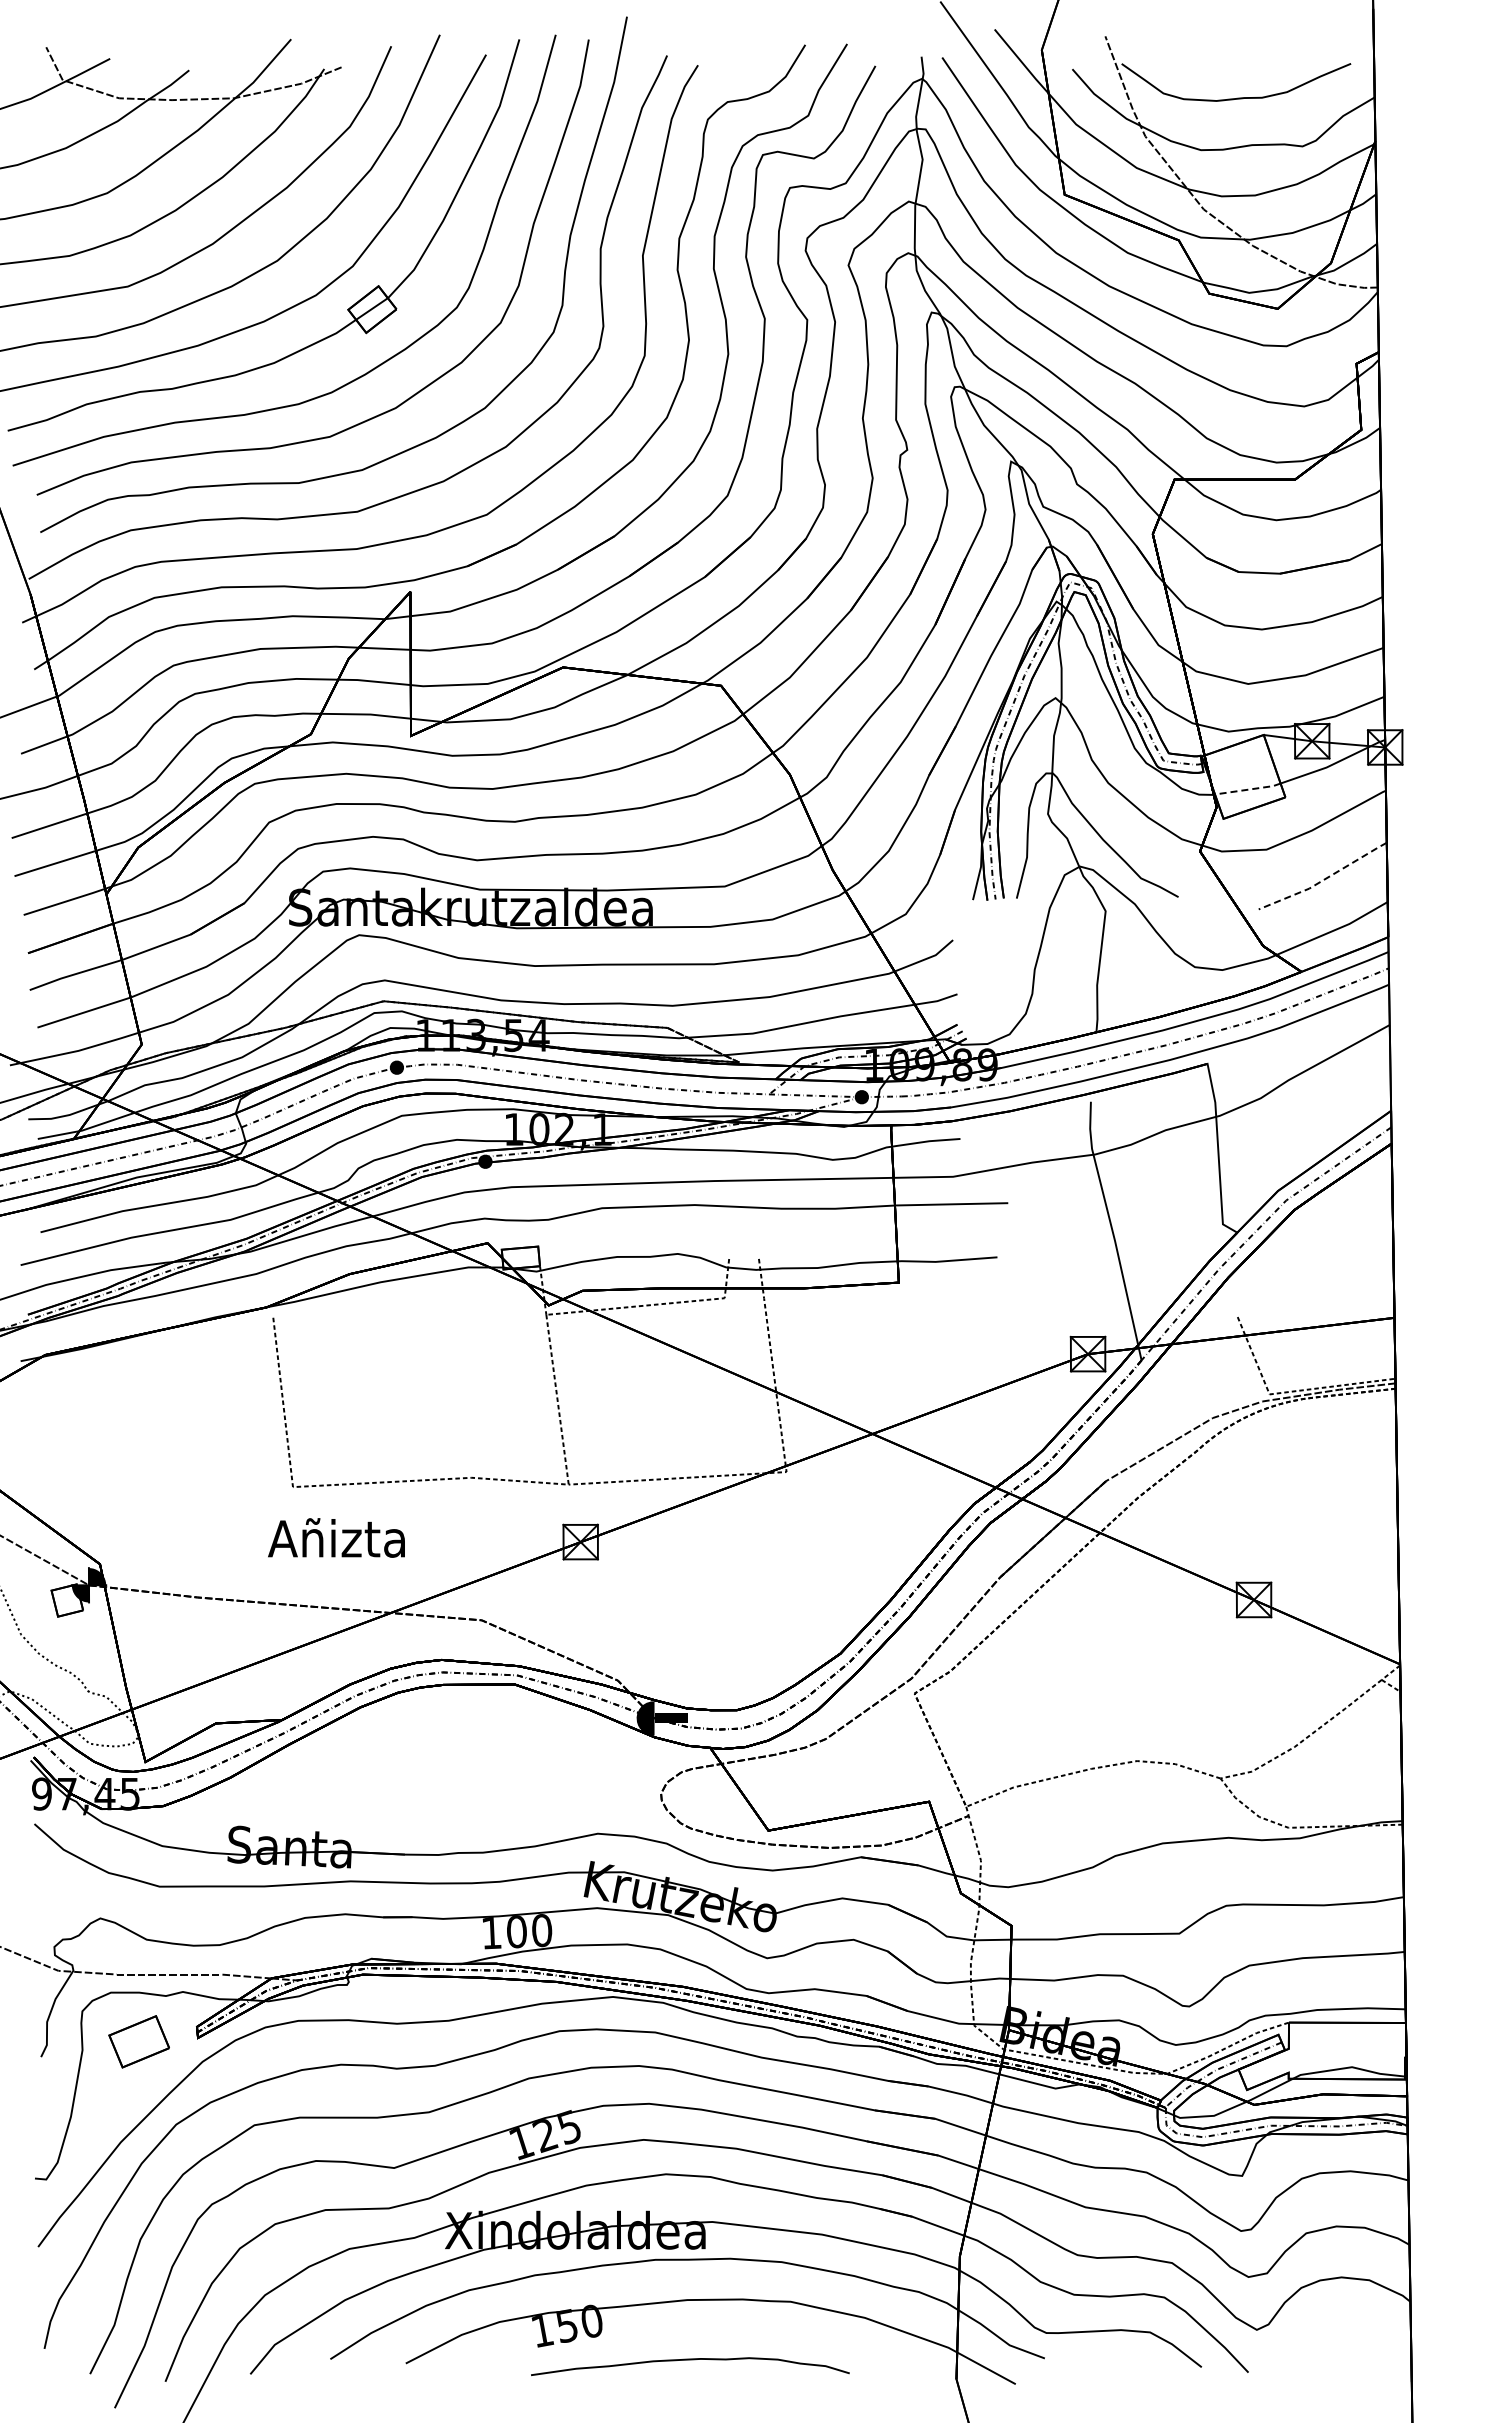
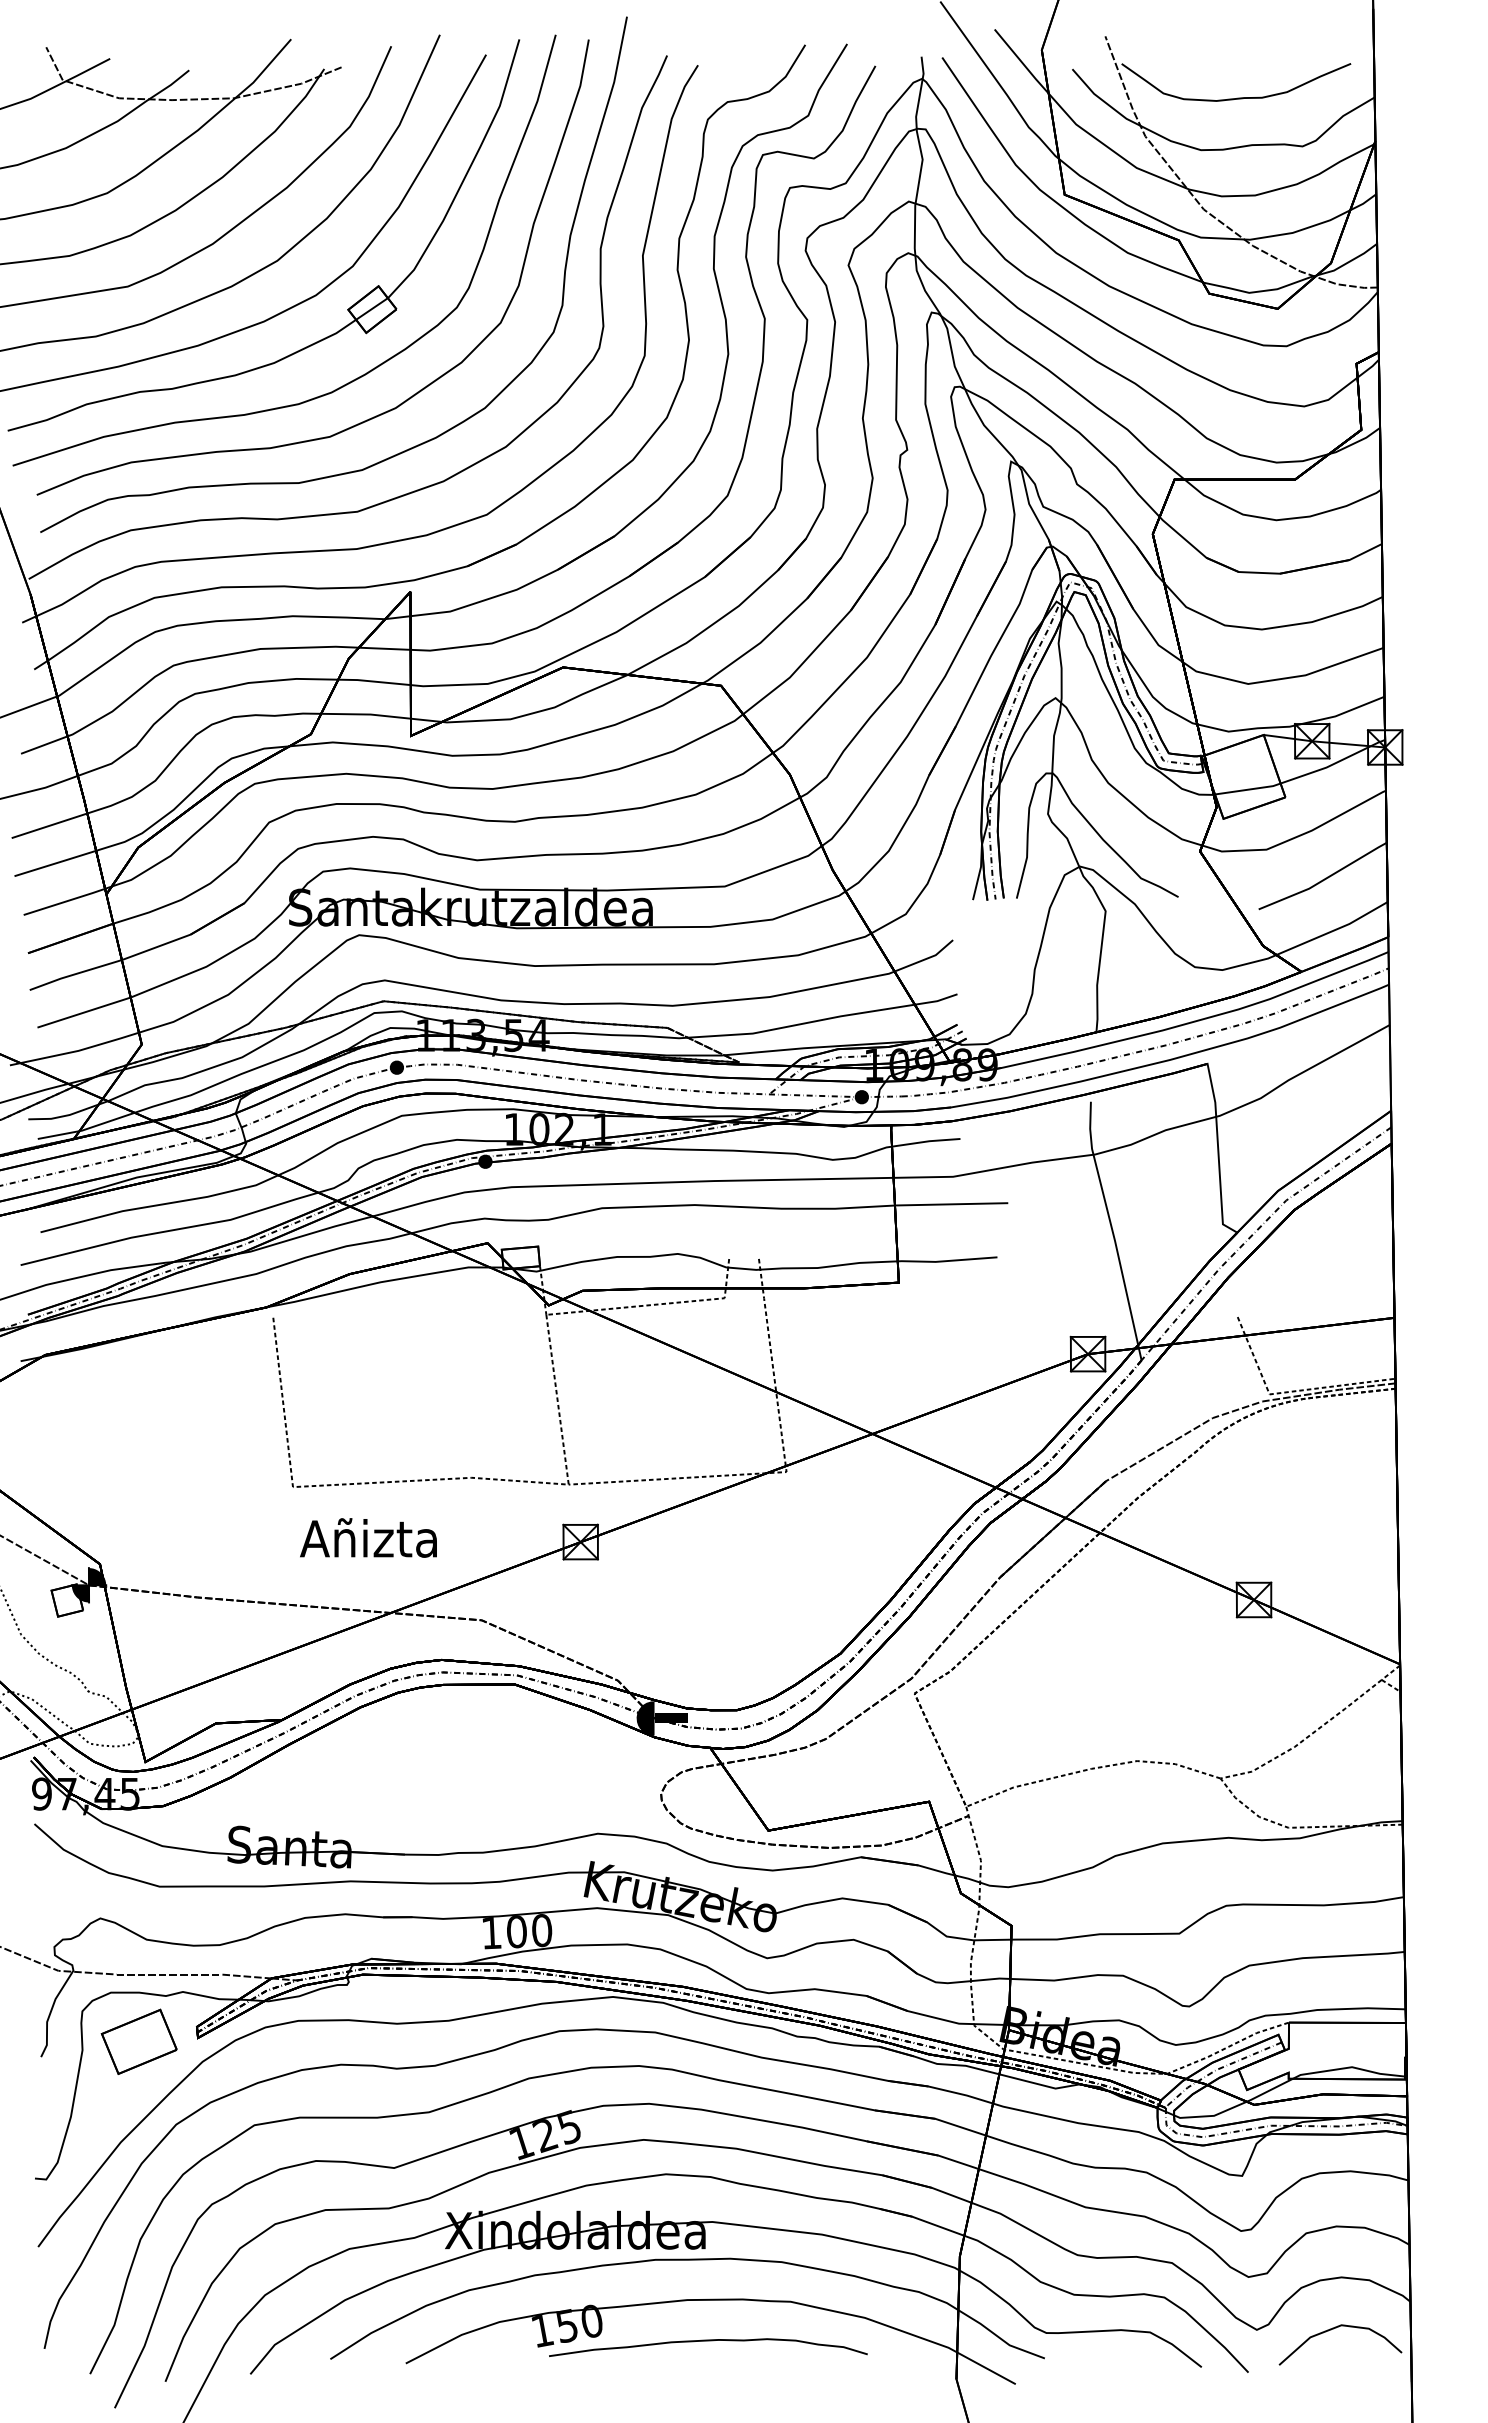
line: dashed -> solid (1248, 789)
line: dashed -> solid (1324, 879)
text position: (336, 1537) -> (368, 1537) (368, 1537)
part size: 62x54 px -> 78x67 px (138, 2041)
curve: none -> present (1336, 2328)
curve position: (690, 2360) -> (708, 2341) (708, 2341)
